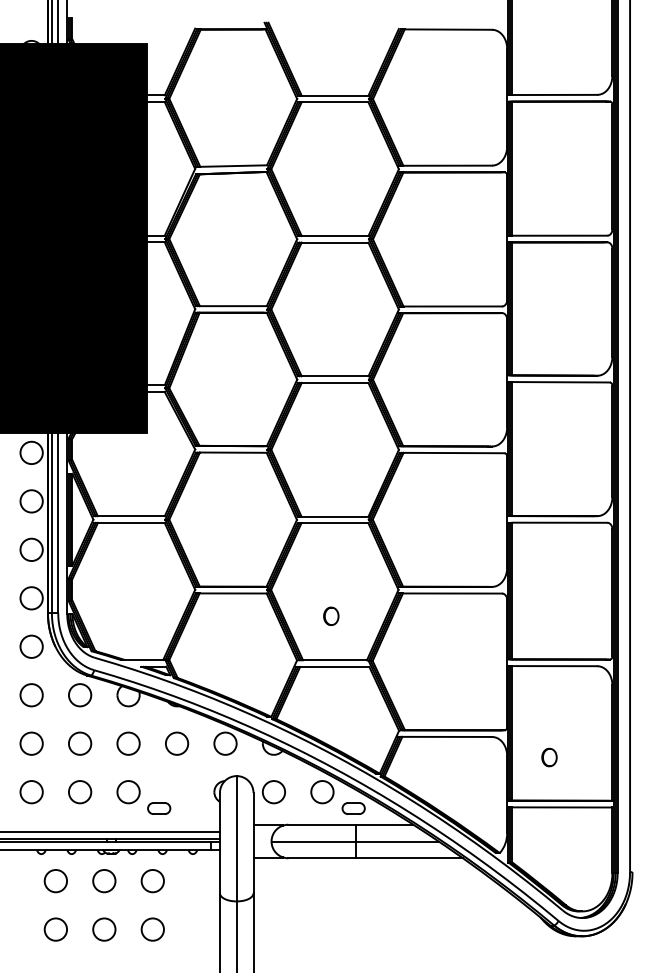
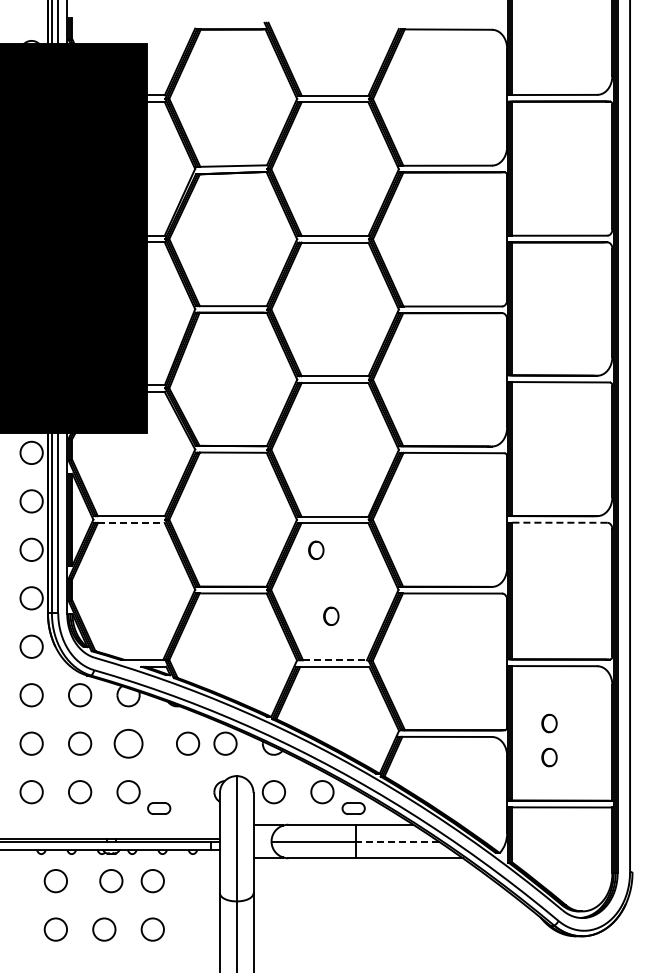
line: solid -> dashed (131, 522)
line: solid -> dashed (560, 522)
part: none -> present (316, 549)
line: solid -> dashed (335, 660)
part: none -> present (549, 723)
circle size: 25x25 px -> 31x30 px (128, 743)
circle position: (177, 743) -> (188, 743) (188, 743)
line: present -> none (110, 832)
line: solid -> dashed (396, 841)
circle position: (104, 881) -> (111, 881) (111, 881)
